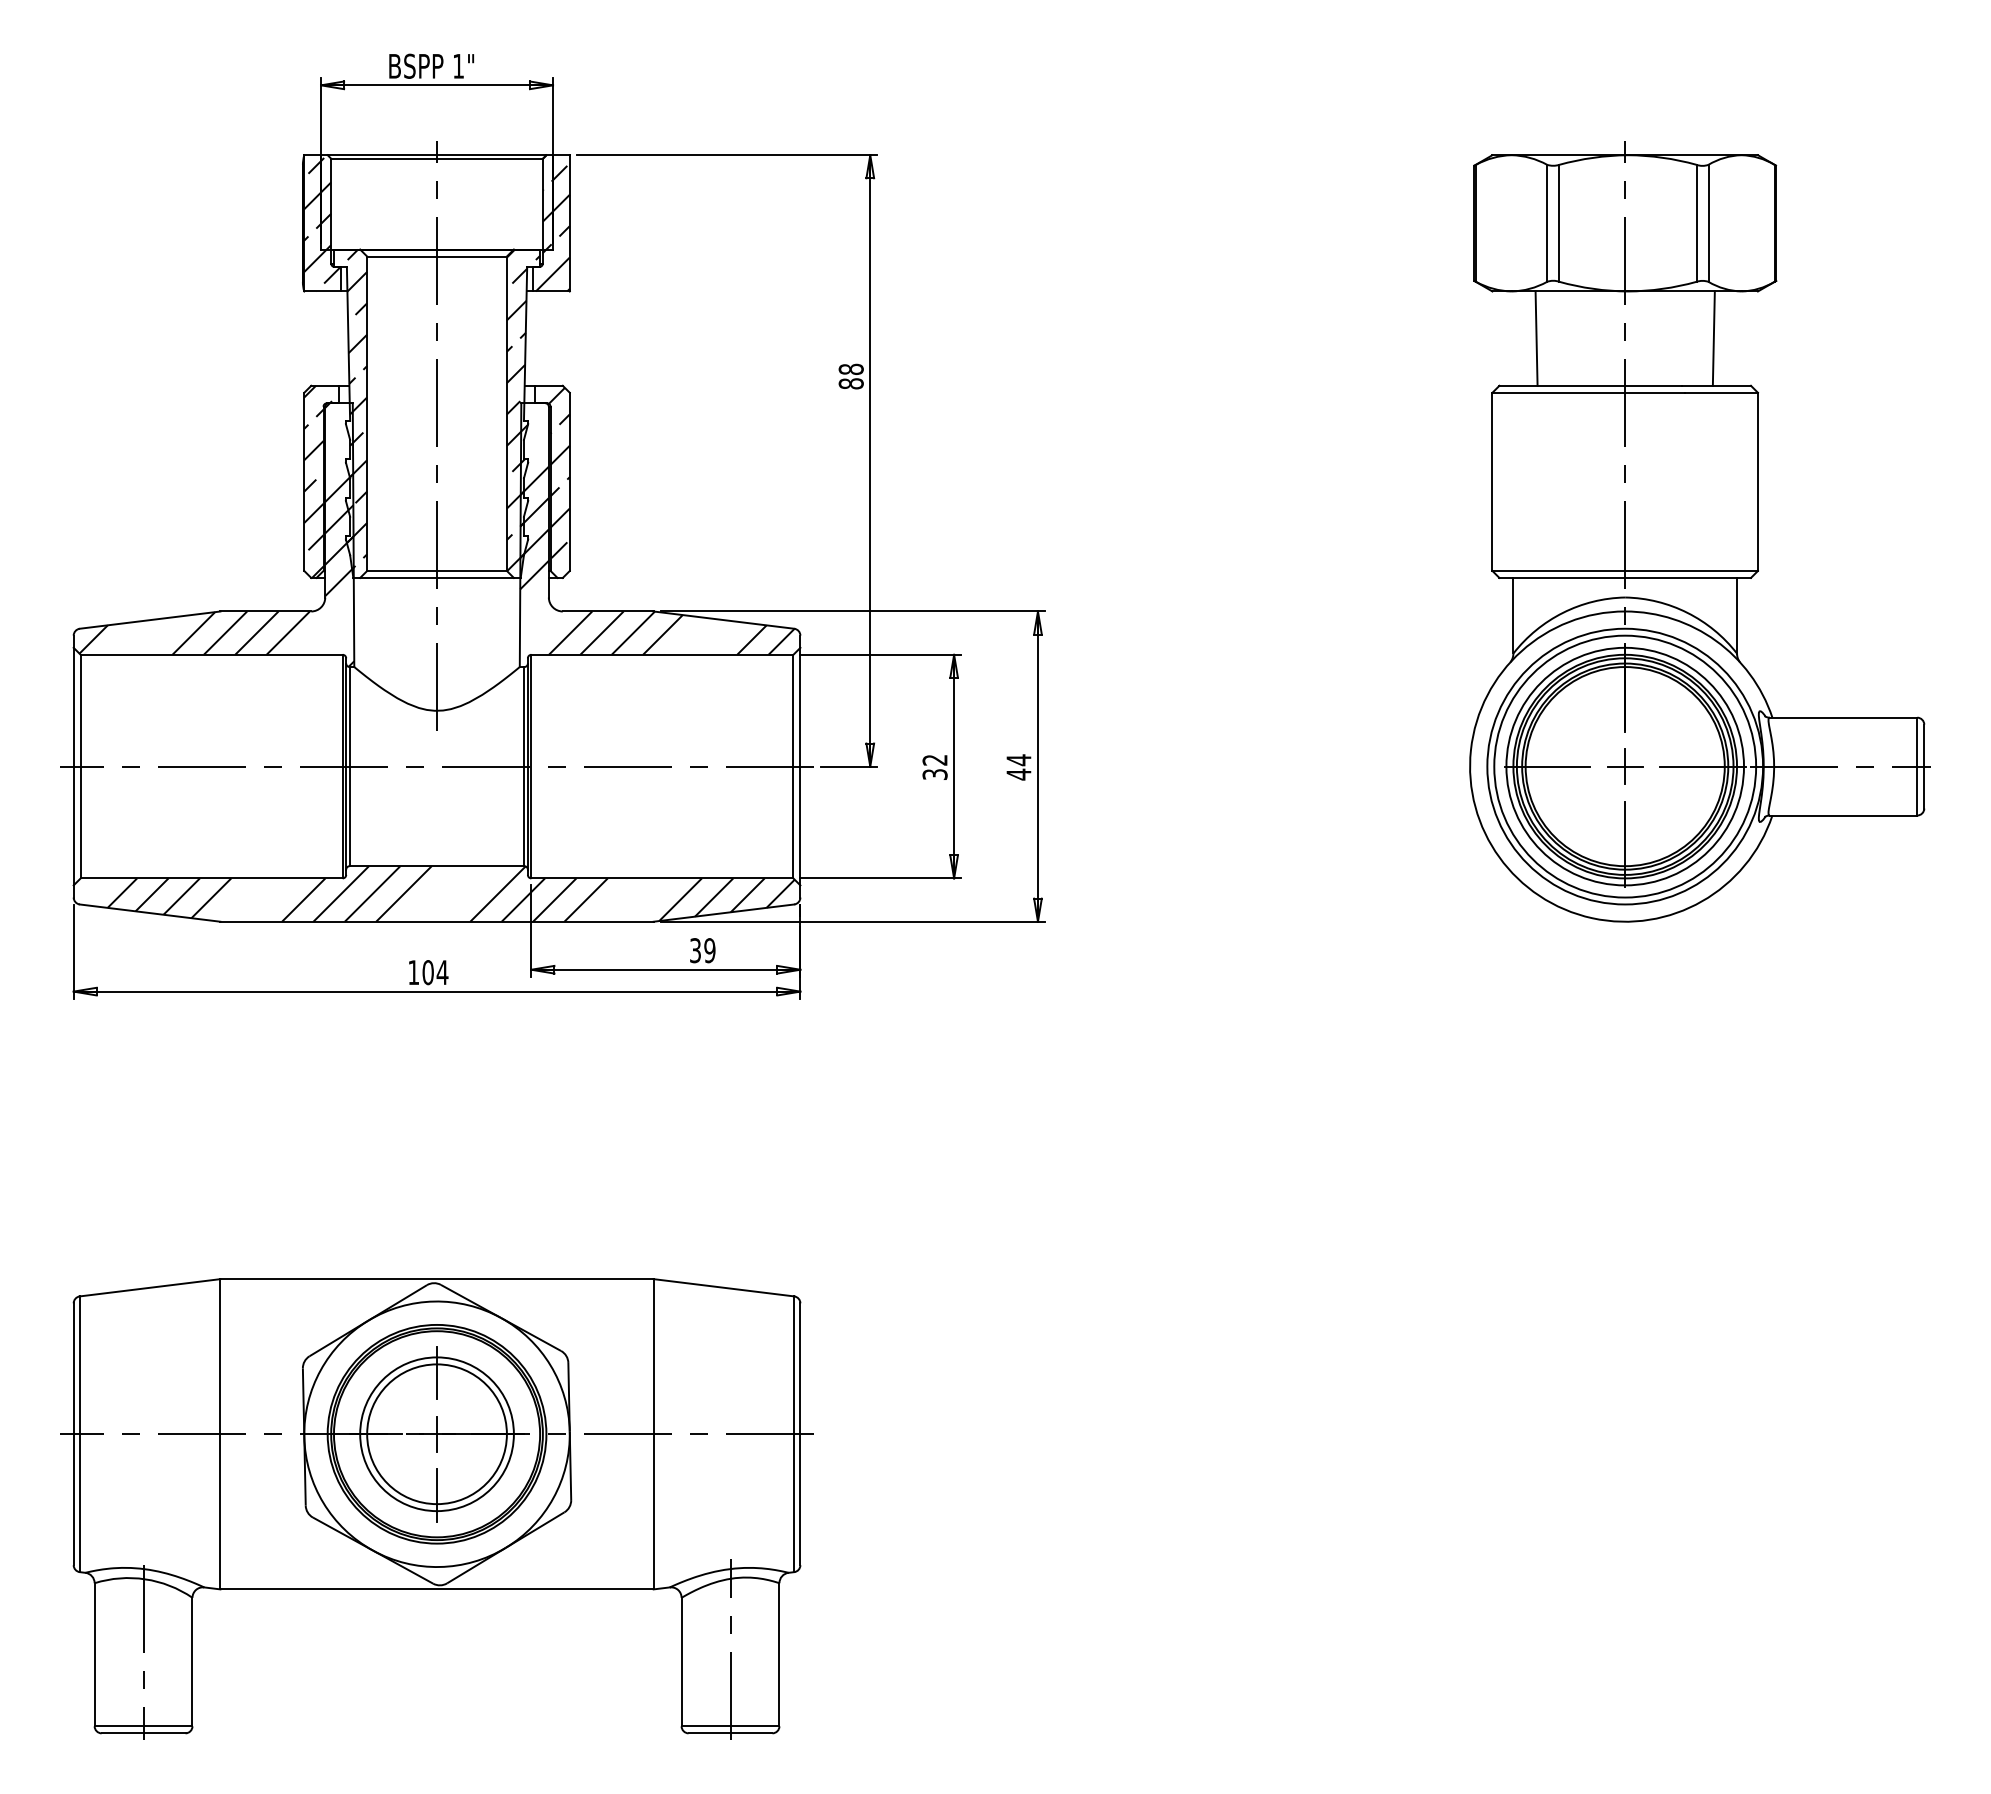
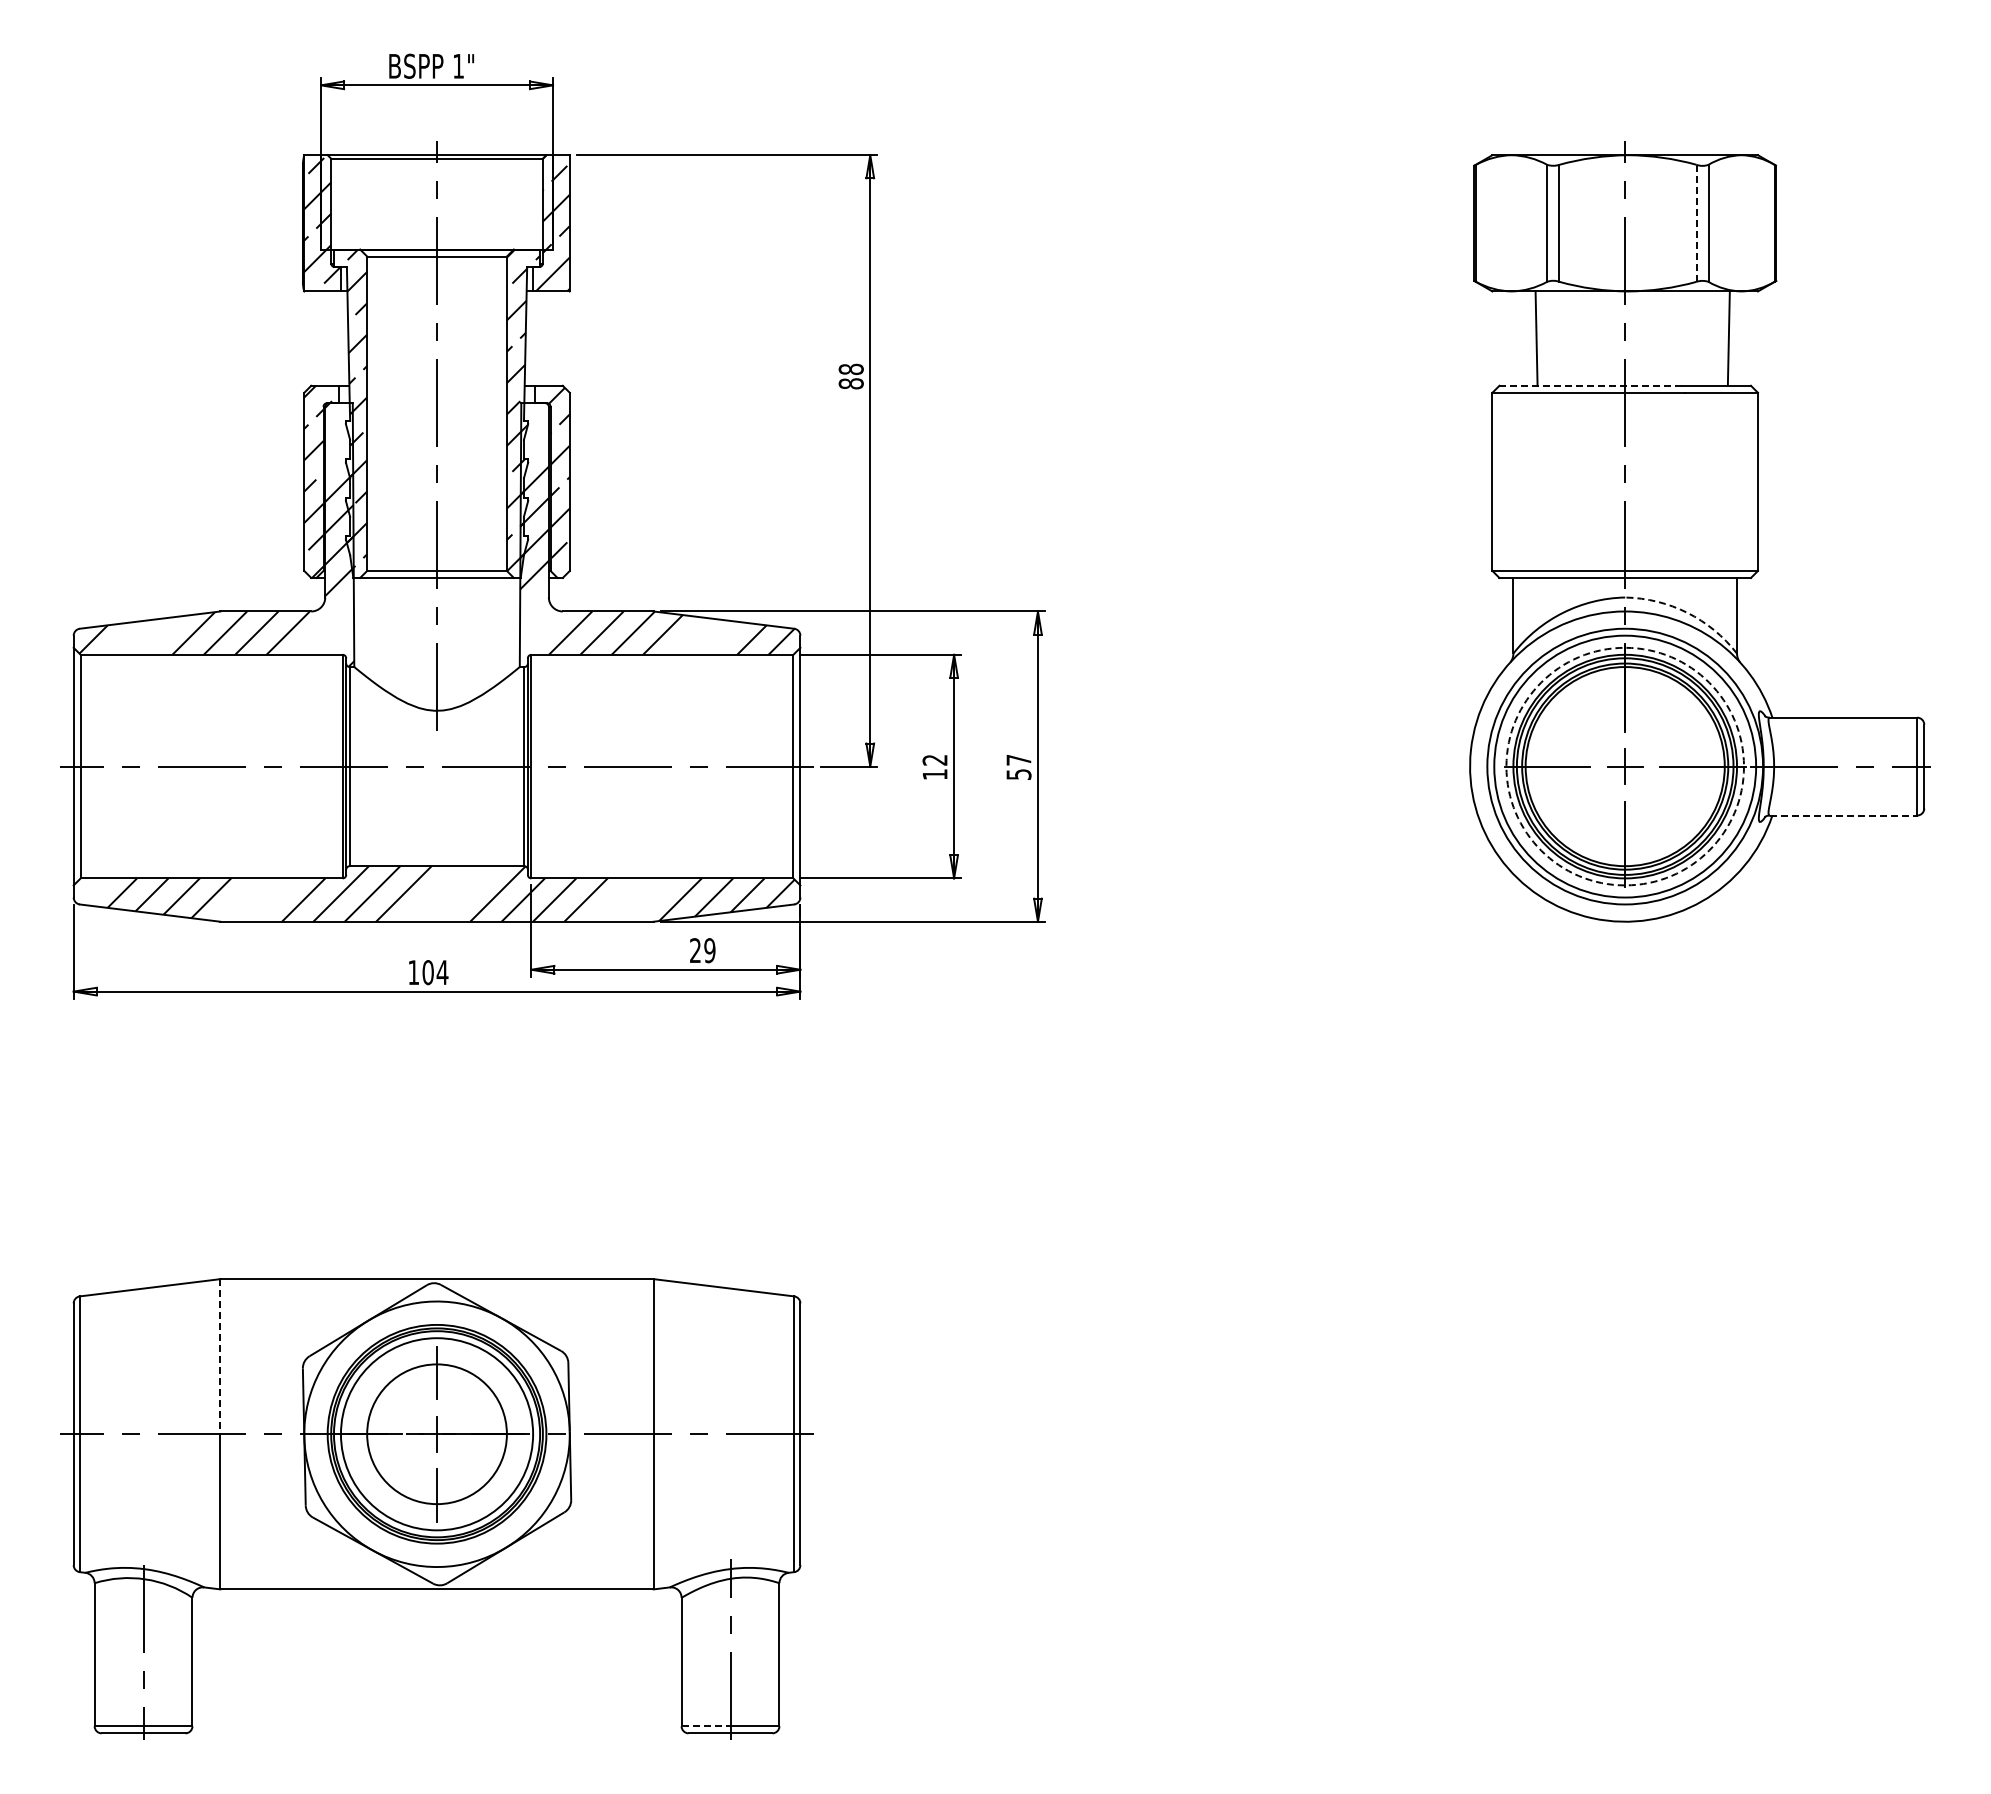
line: solid -> dashed (1696, 223)
line position: (1713, 338) -> (1728, 338) (1728, 338)
line: solid -> dashed (1591, 385)
arc: solid -> dashed (1687, 612)
circle: solid -> dashed (1625, 766)
text: 44 -> 57 (1018, 767)
text: 32 -> 12 (934, 774)
line: solid -> dashed (1843, 815)
text: 39 -> 29 (695, 950)
line: solid -> dashed (220, 1356)
circle diameter: 154 px -> 192 px (436, 1434)
line: solid -> dashed (706, 1726)
